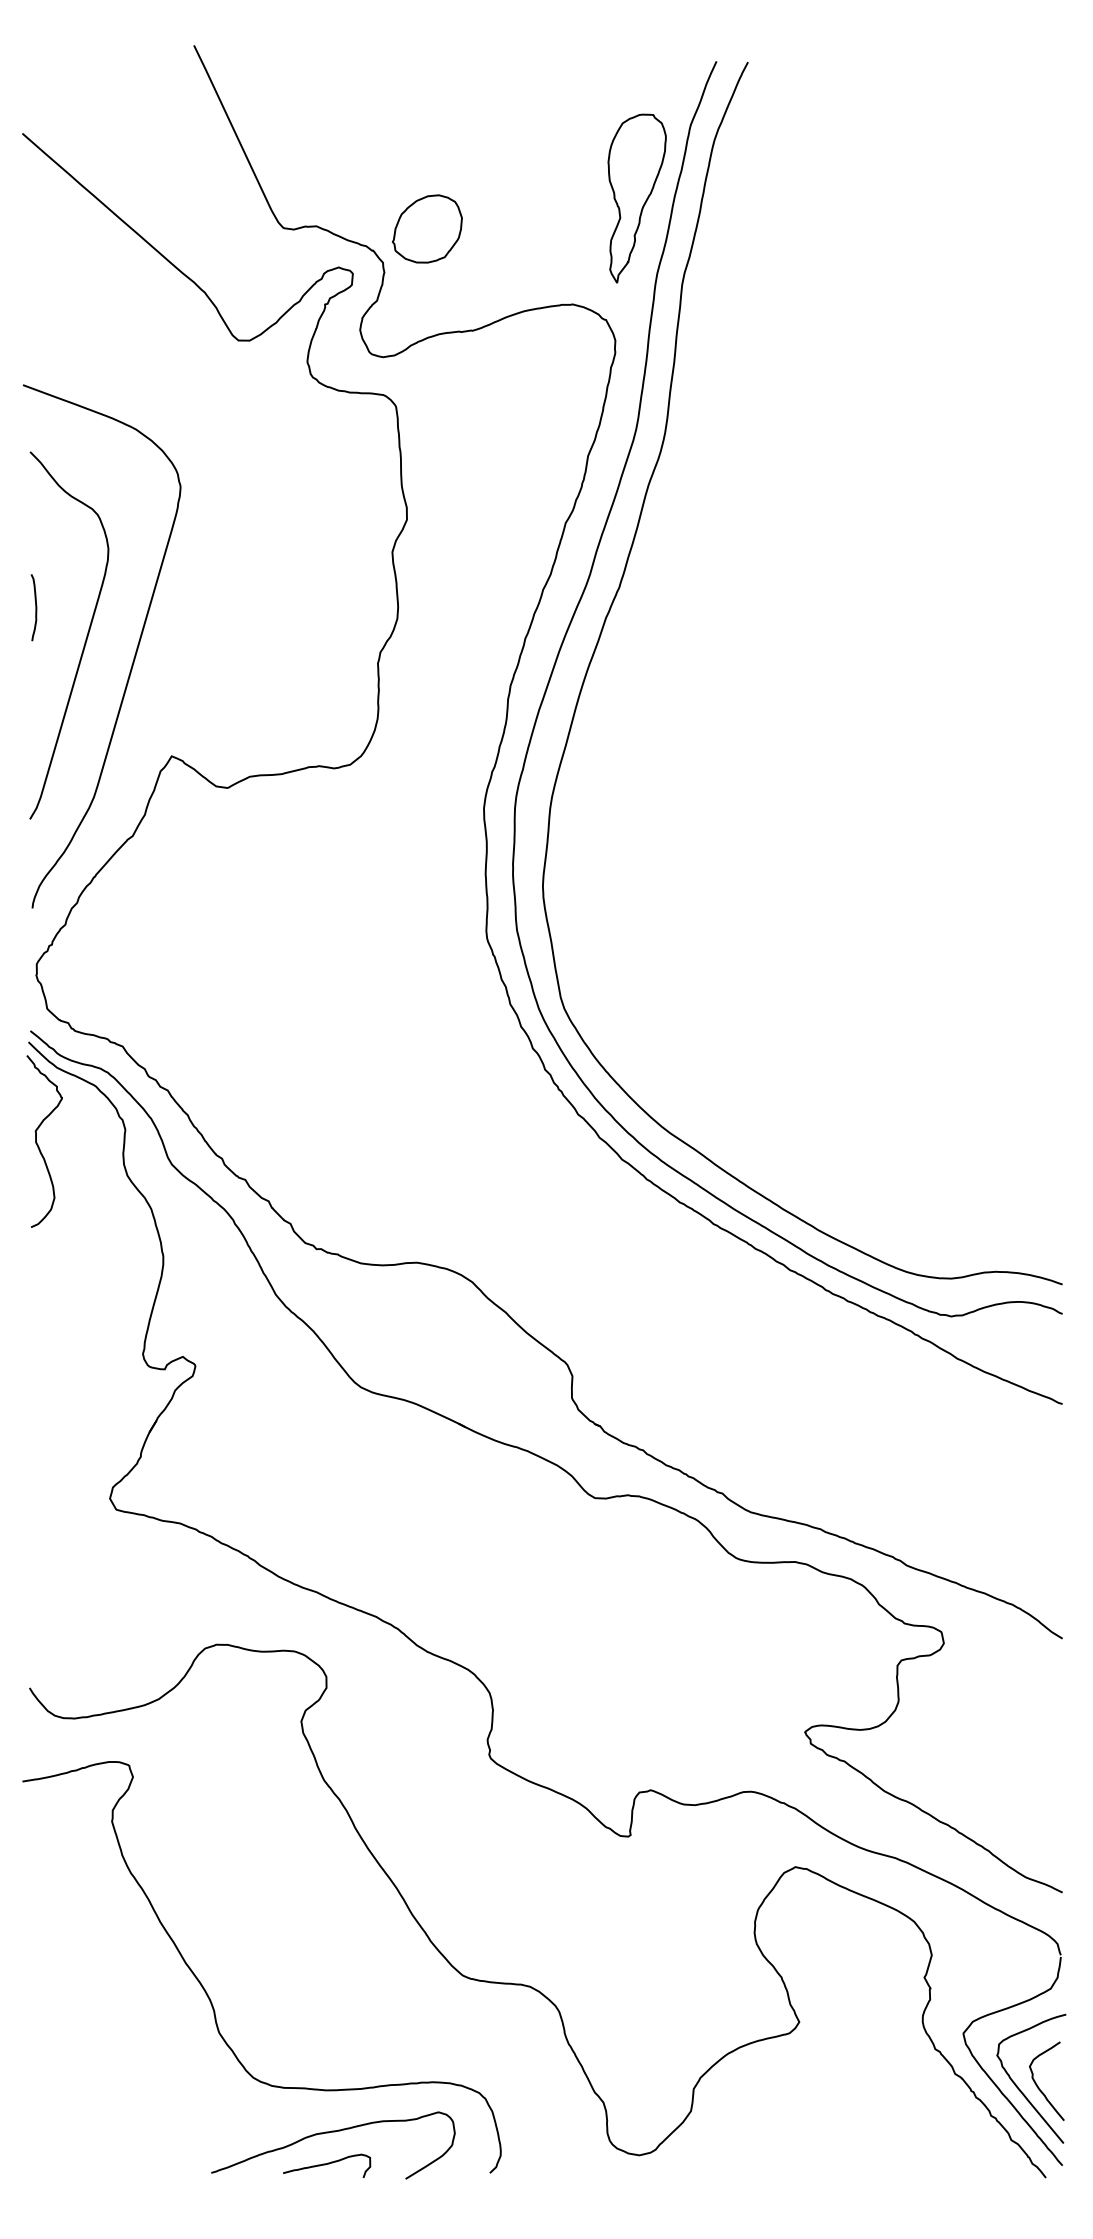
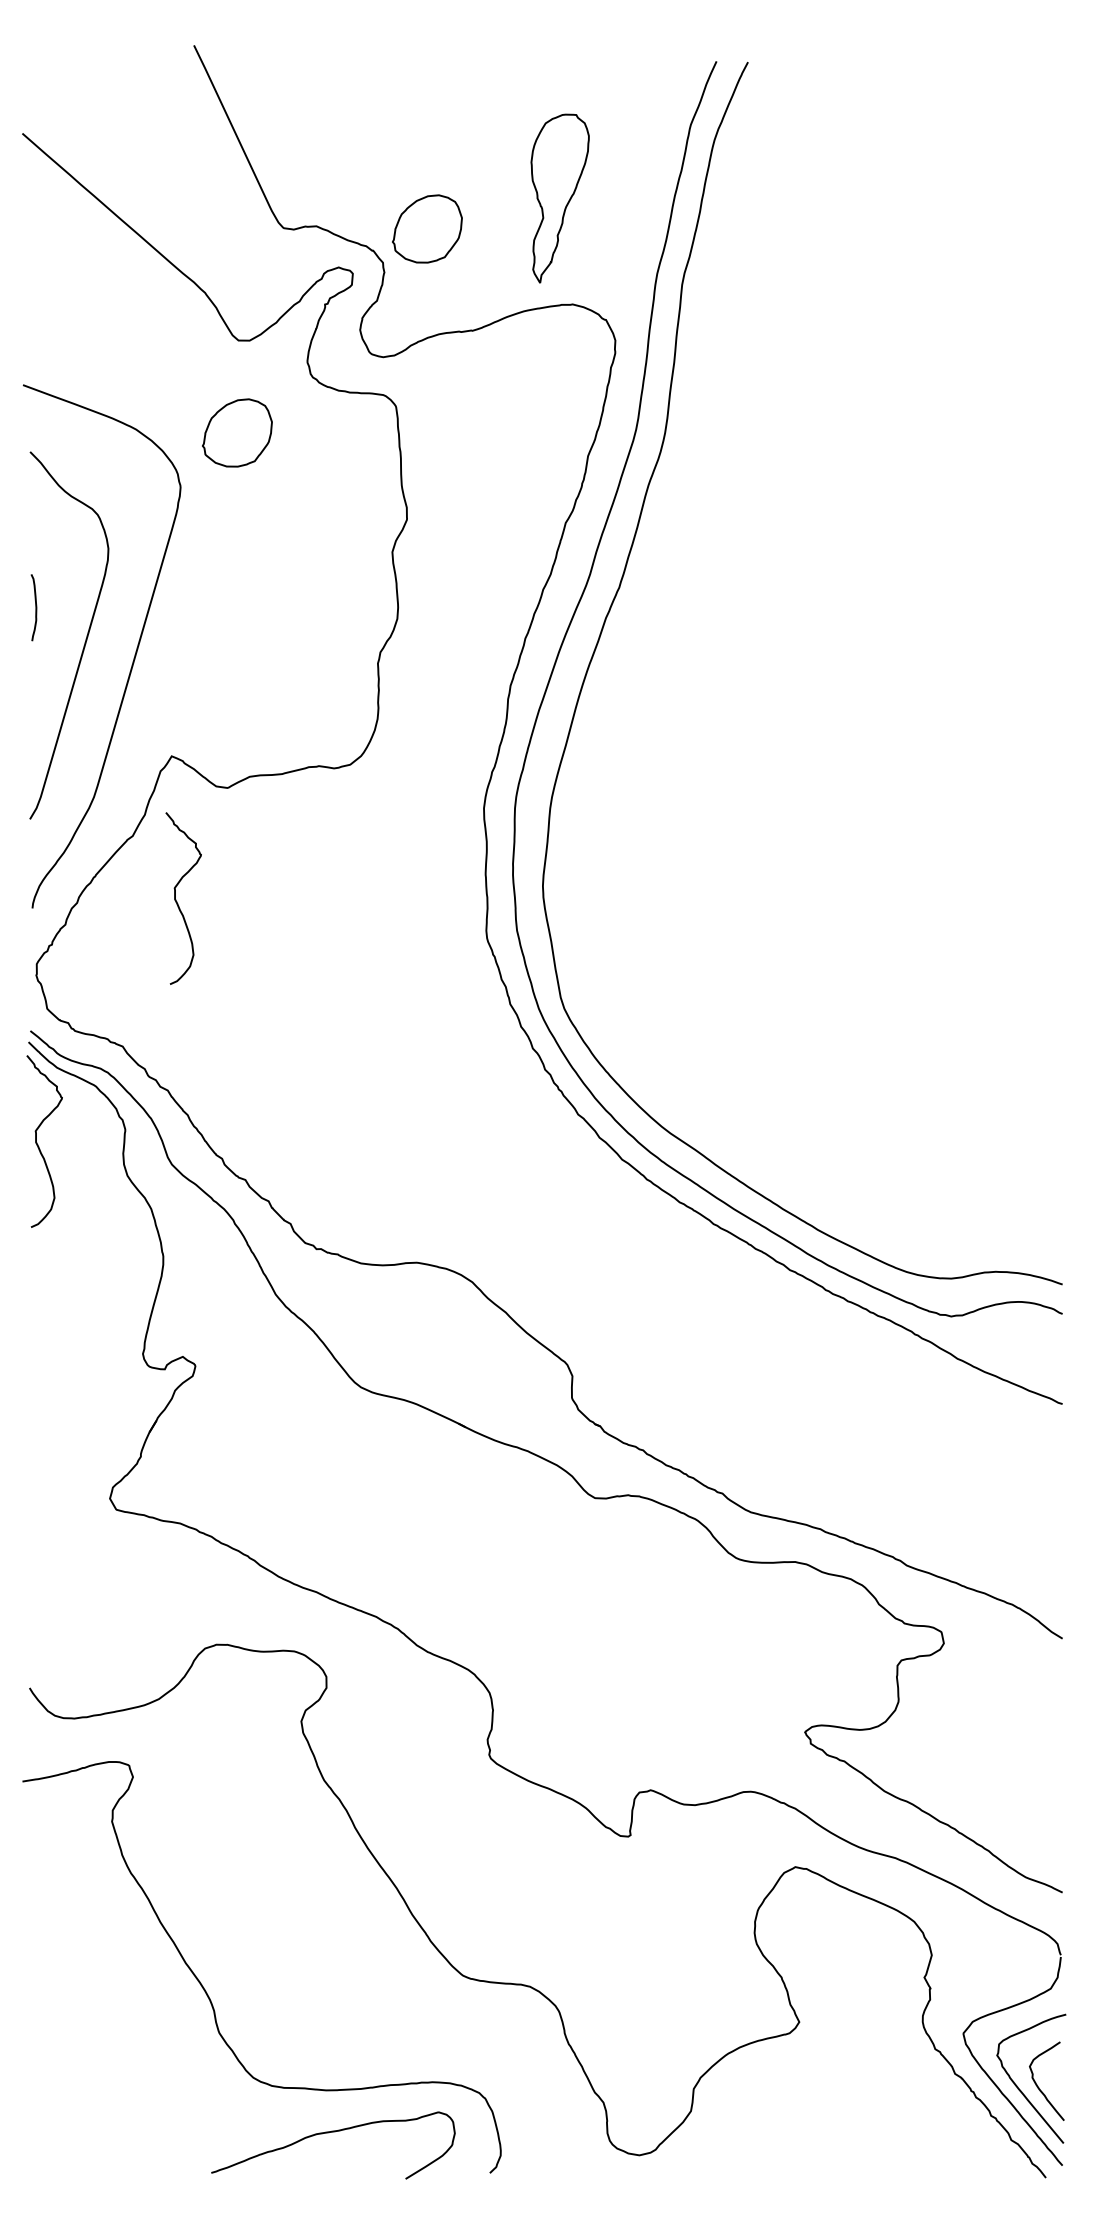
part position: (636, 198) -> (559, 198) (559, 198)
part: none -> present (237, 432)
curve: none -> present (177, 901)
curve: present -> none (327, 2164)
